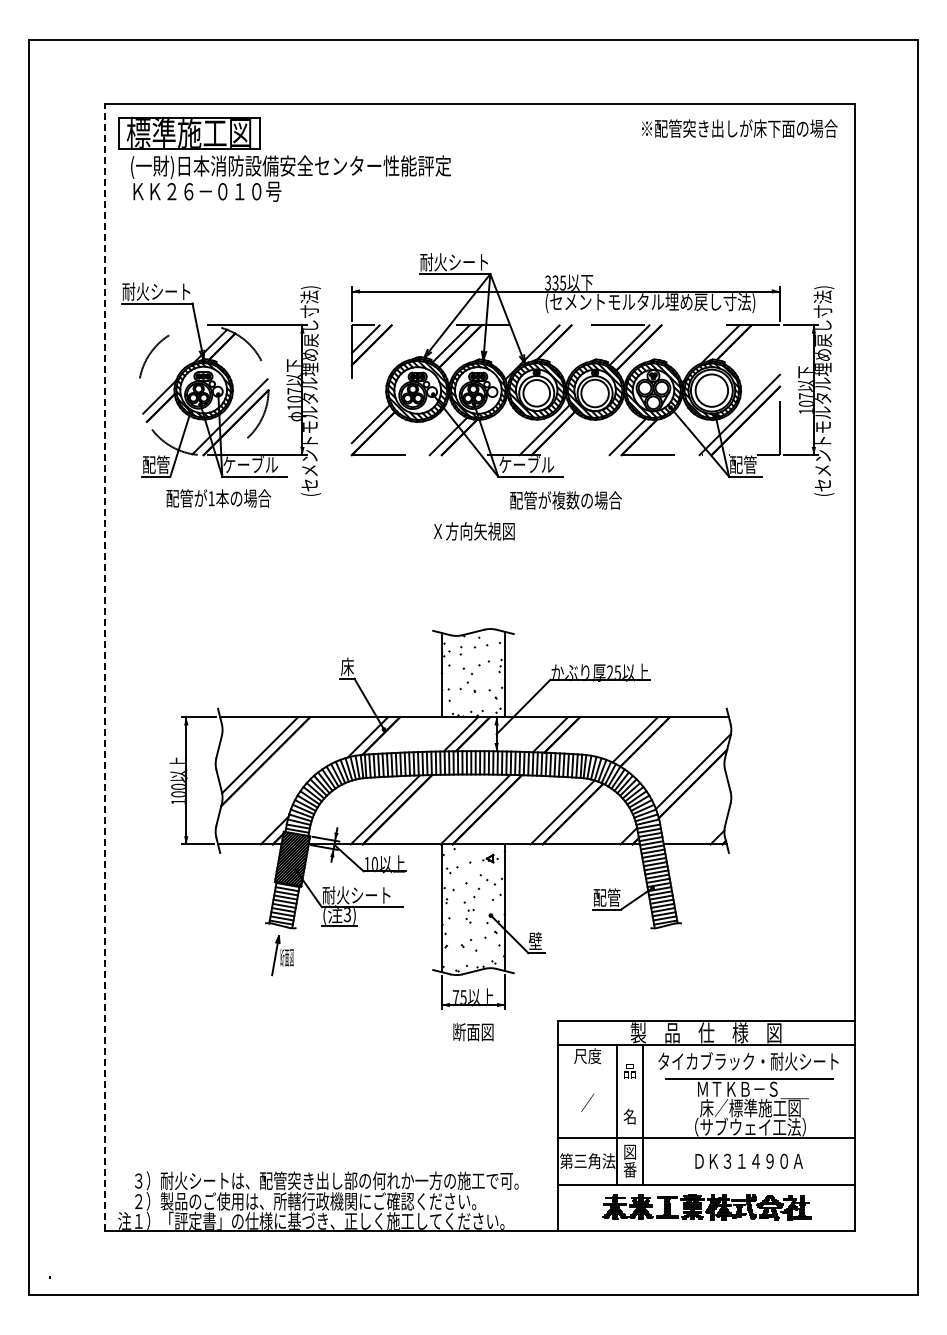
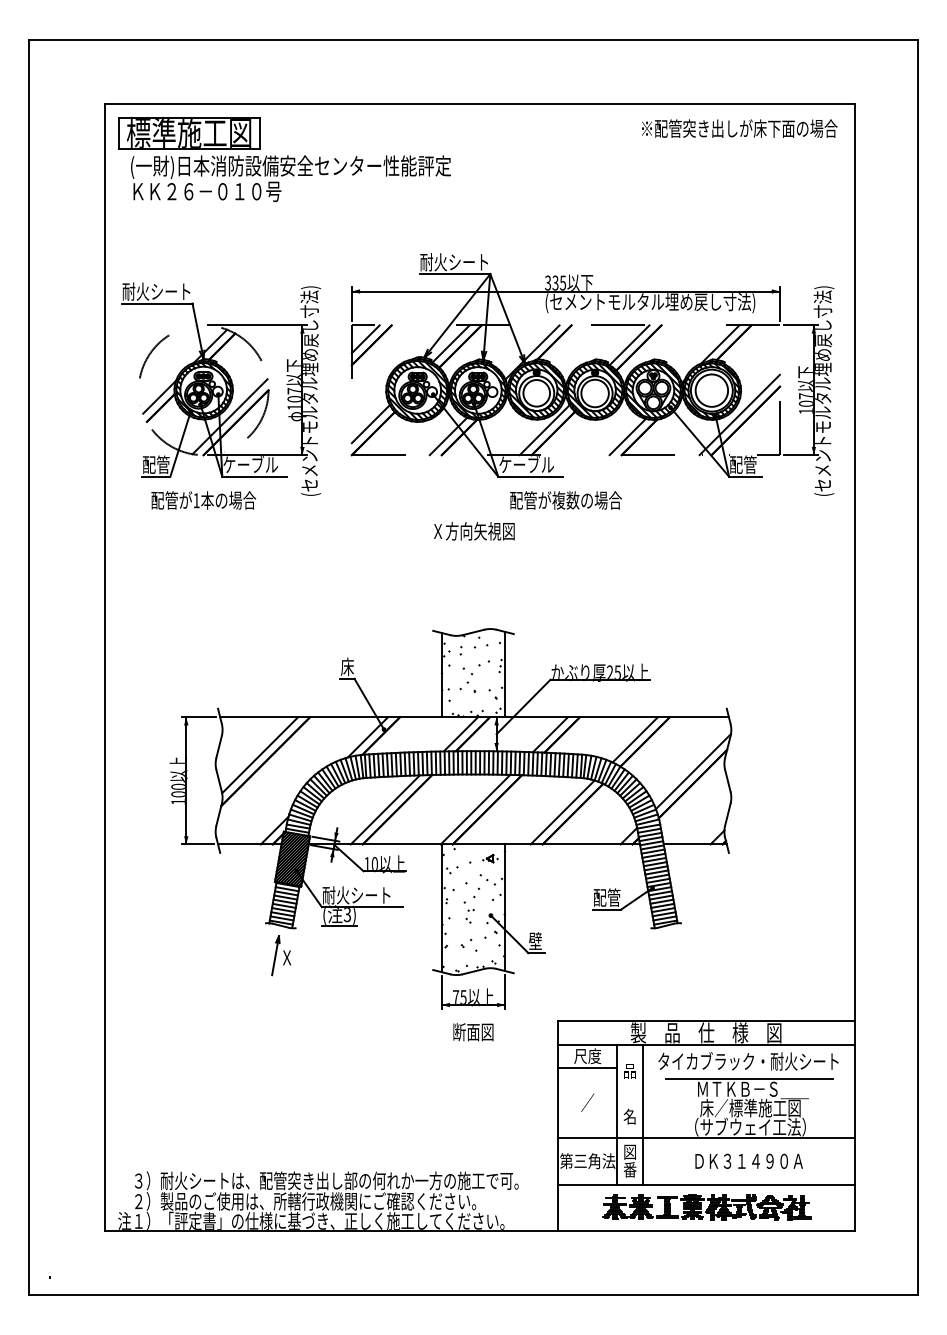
text position: (218, 498) -> (203, 500) (203, 500)
line: dashed -> solid (104, 667)
text: 断面図 -> Ｘ (286, 957)
line: none -> present (587, 1068)
